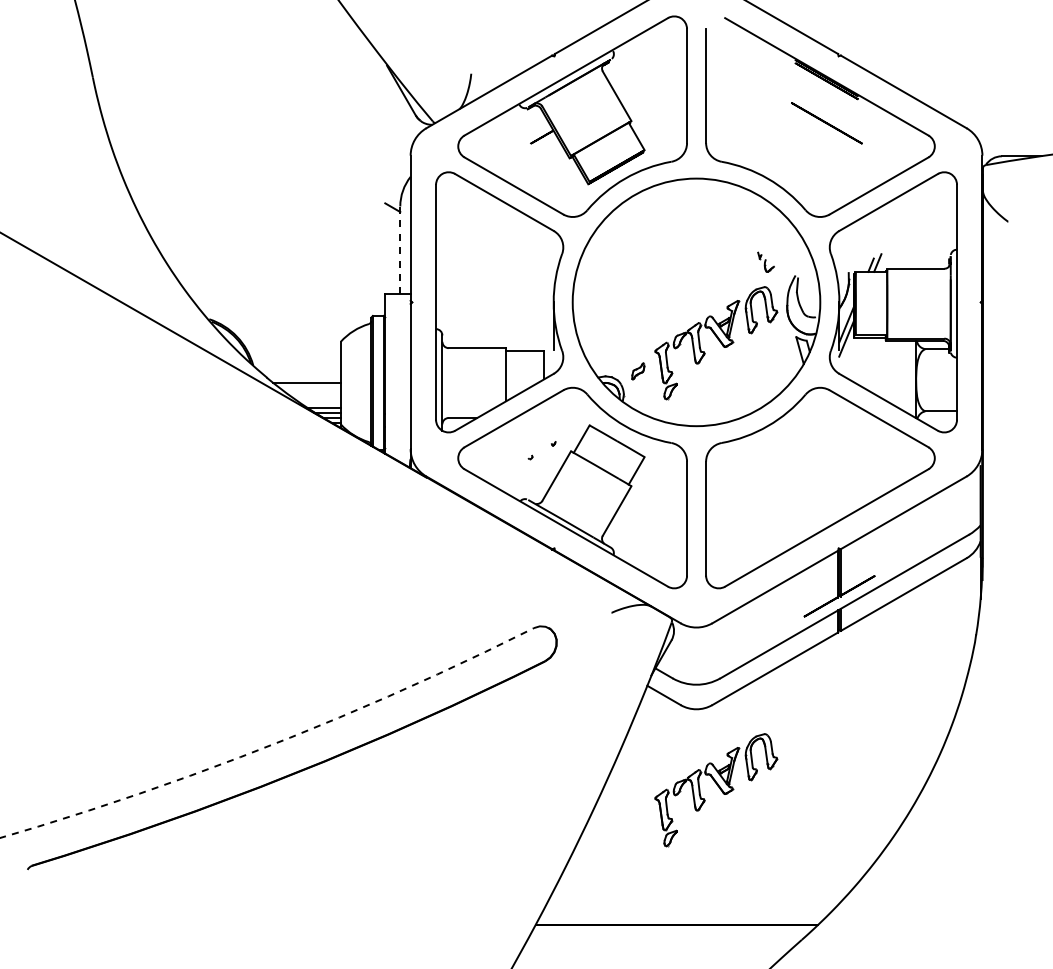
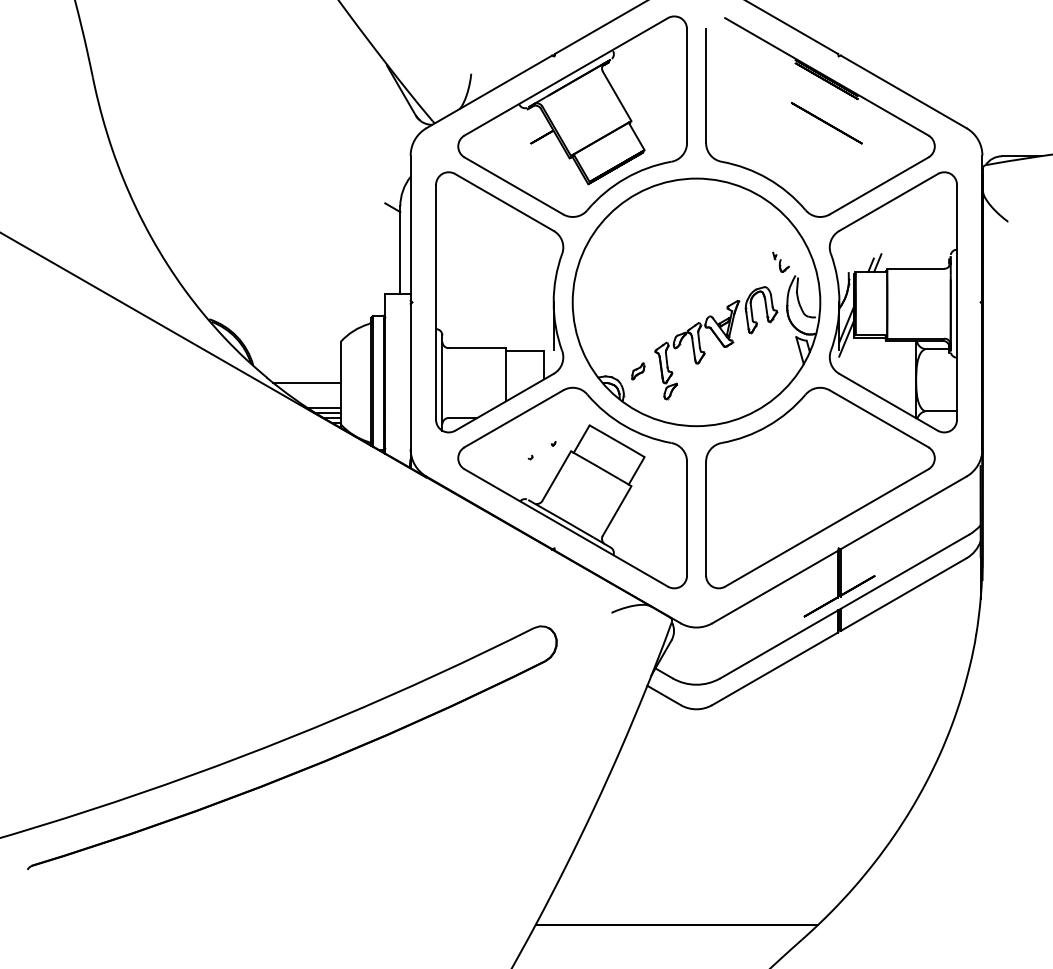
line: dashed -> solid (400, 250)
part position: (765, 261) -> (780, 261) (780, 261)
arc: dashed -> solid (271, 744)
part: present -> none (716, 790)
